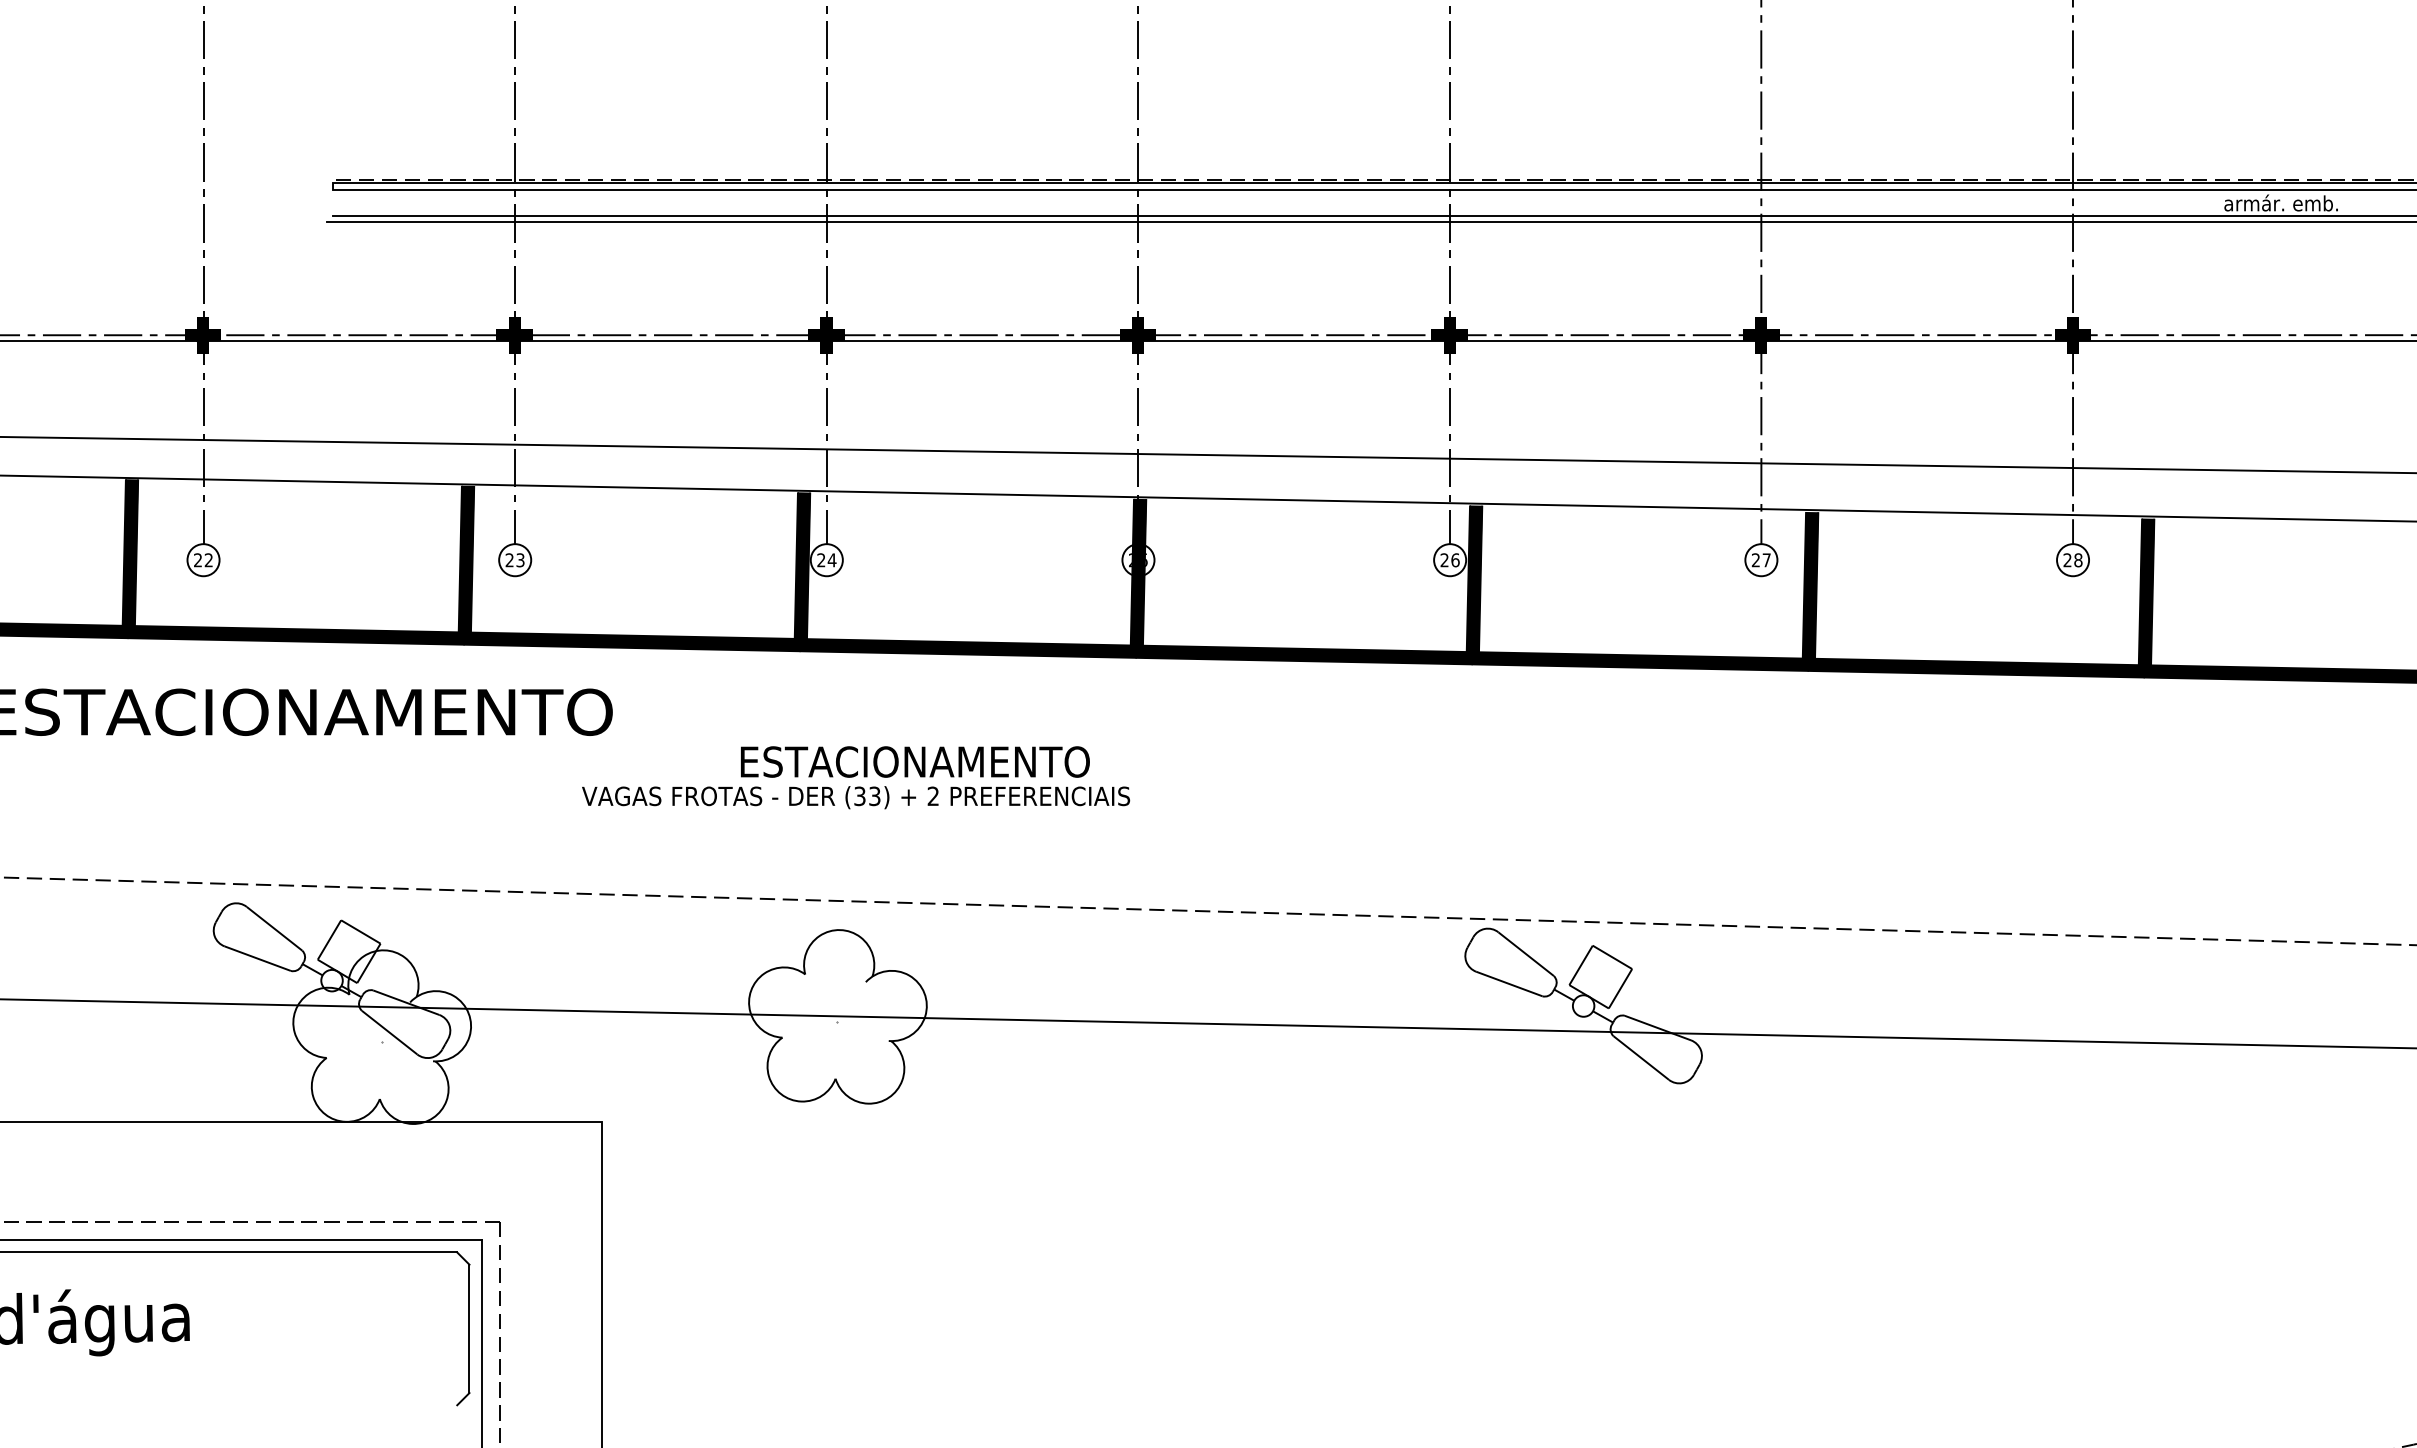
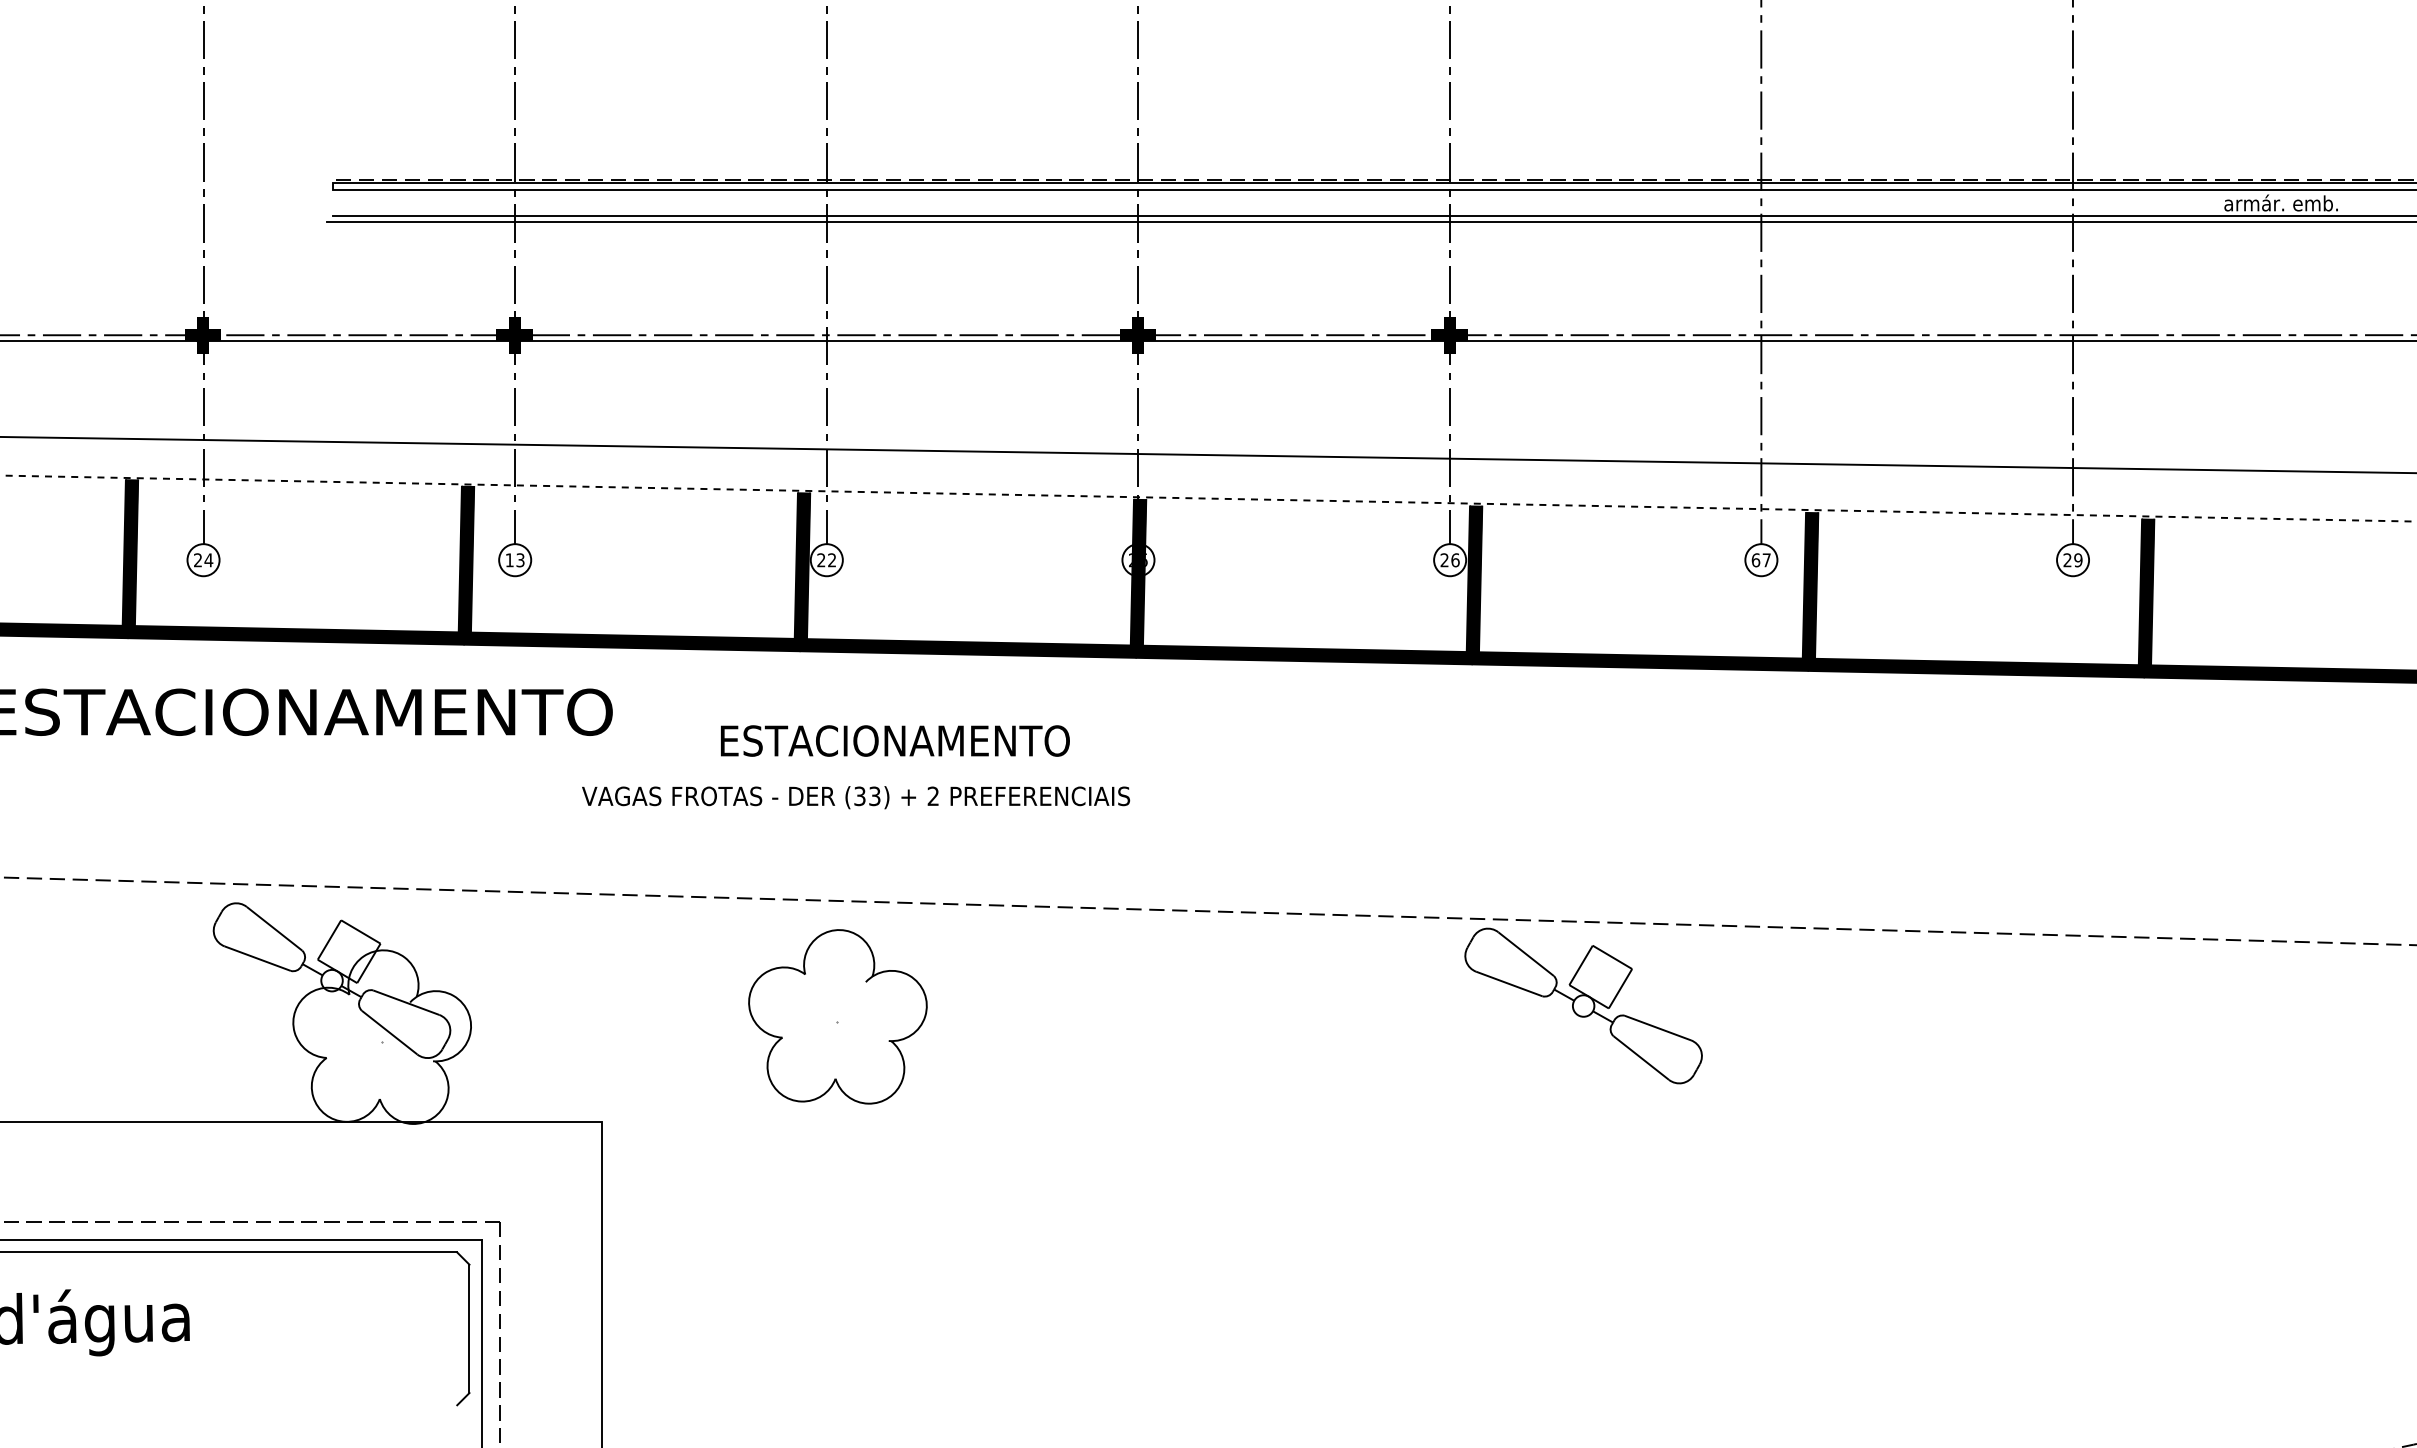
fill: present -> none (826, 335)
fill: present -> none (1761, 335)
fill: present -> none (2072, 335)
line: solid -> dashed (1208, 498)
text: 22 -> 24 (208, 560)
text: 23 -> 13 (509, 560)
text: 24 -> 22 (831, 560)
text: 27 -> 67 (1755, 560)
text: 28 -> 29 (2078, 560)
text position: (915, 761) -> (895, 740) (895, 740)
line: present -> none (1207, 1023)
